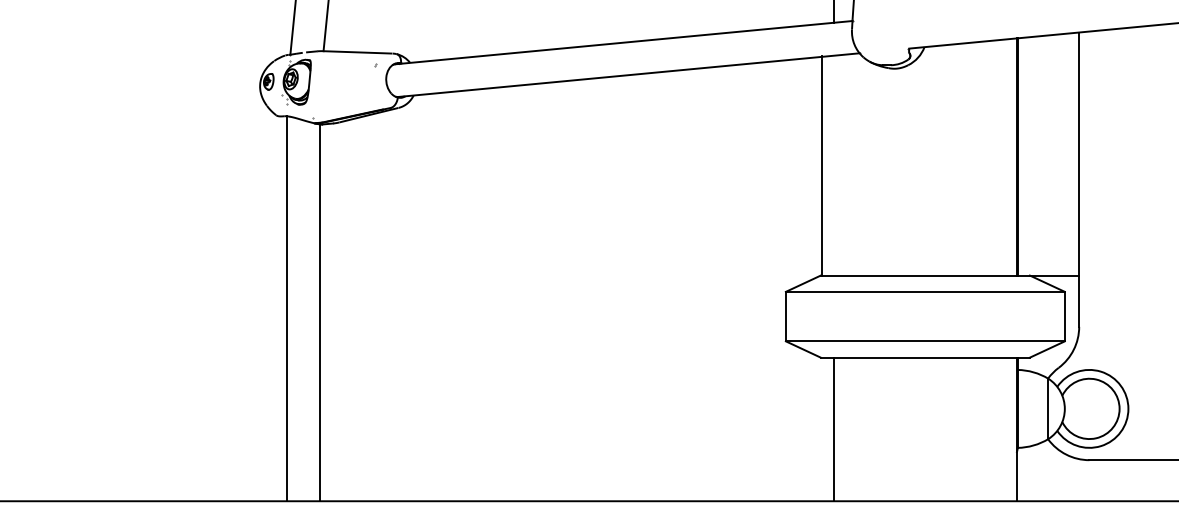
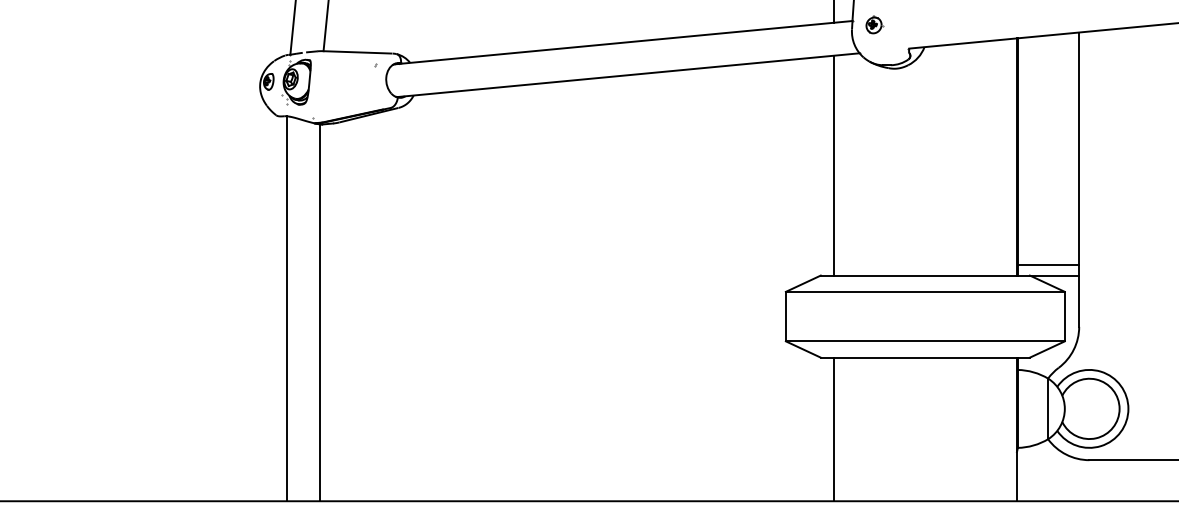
part: none -> present (874, 24)
line position: (822, 165) -> (834, 165) (834, 165)
line: none -> present (1048, 265)
